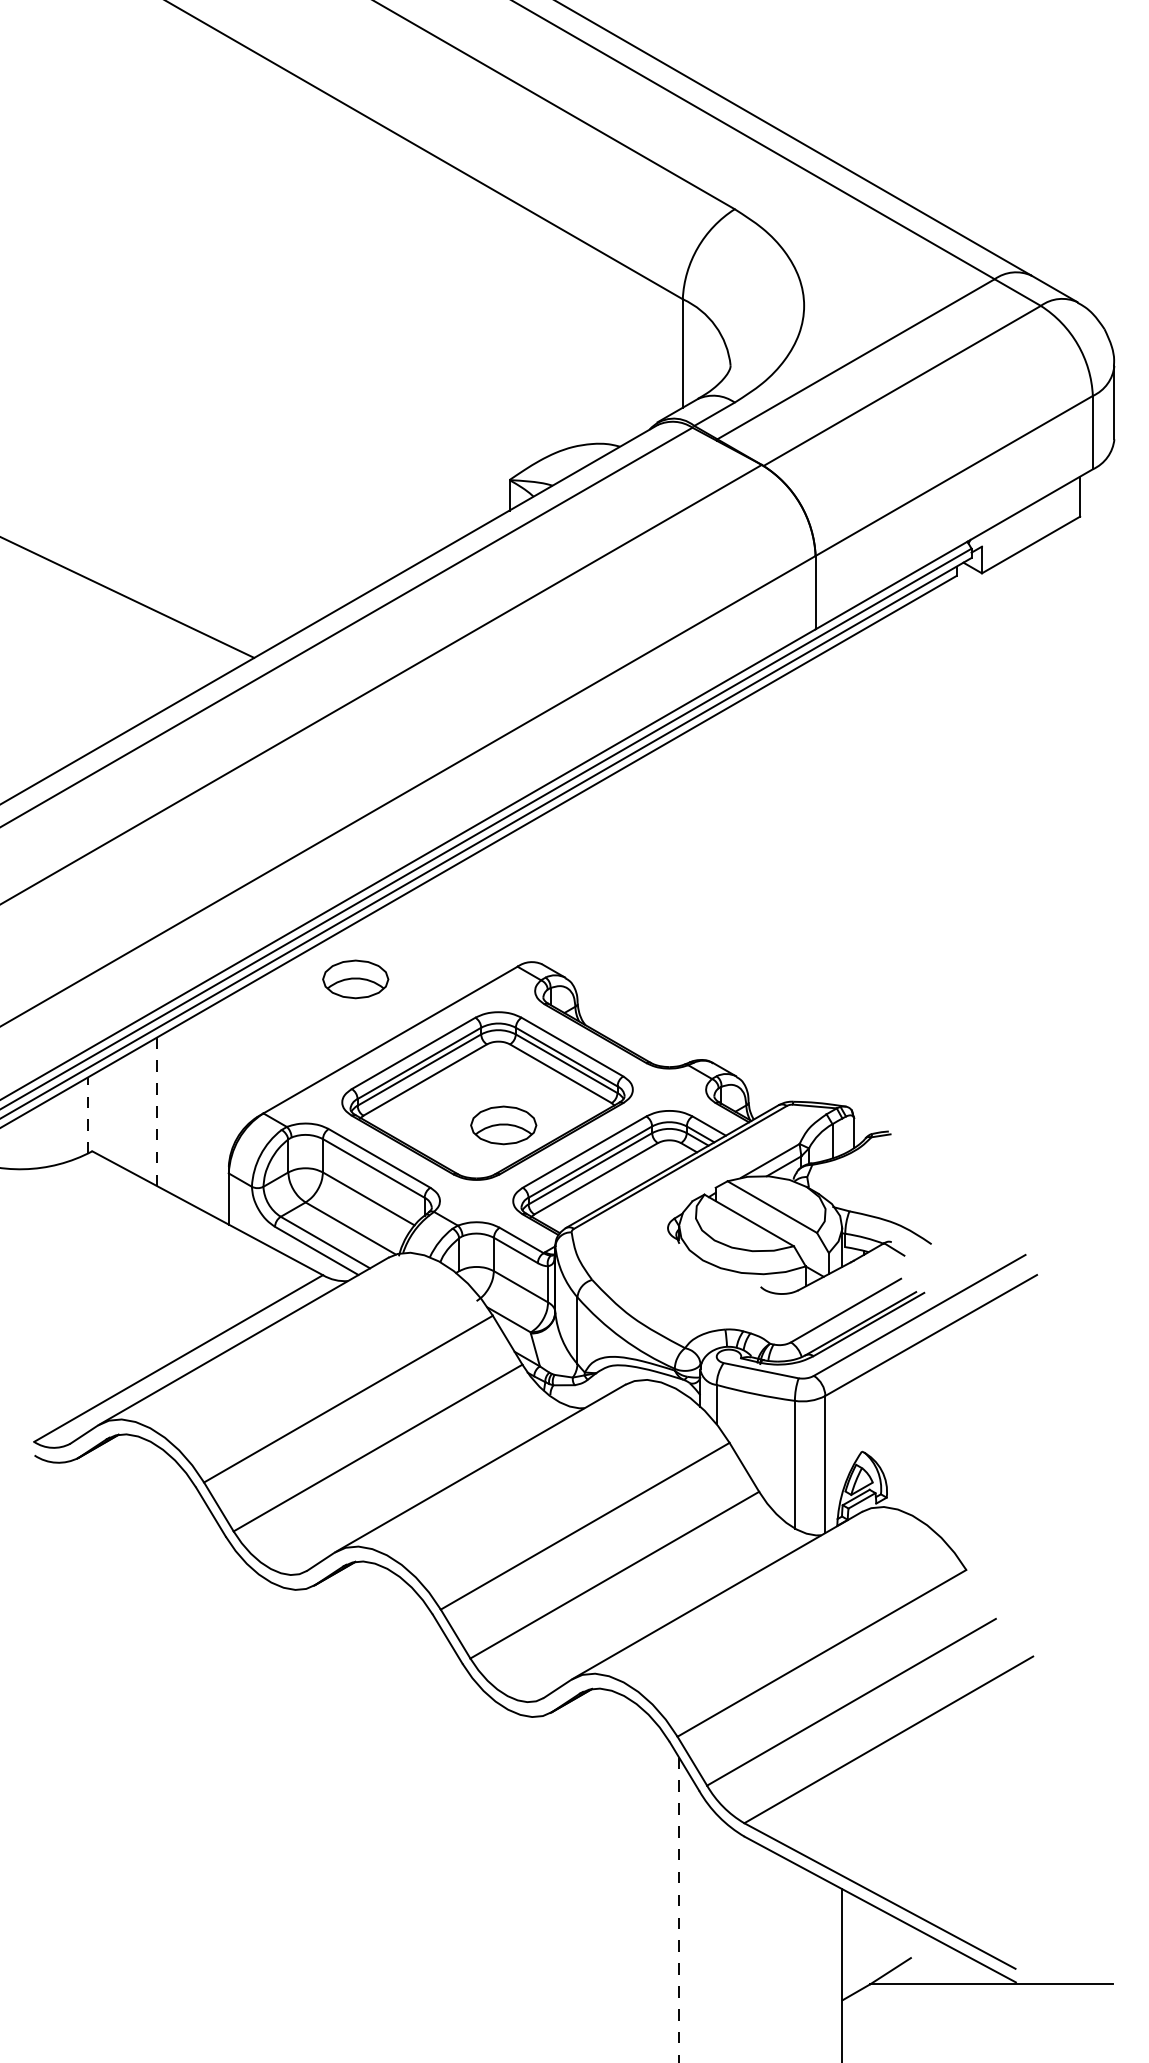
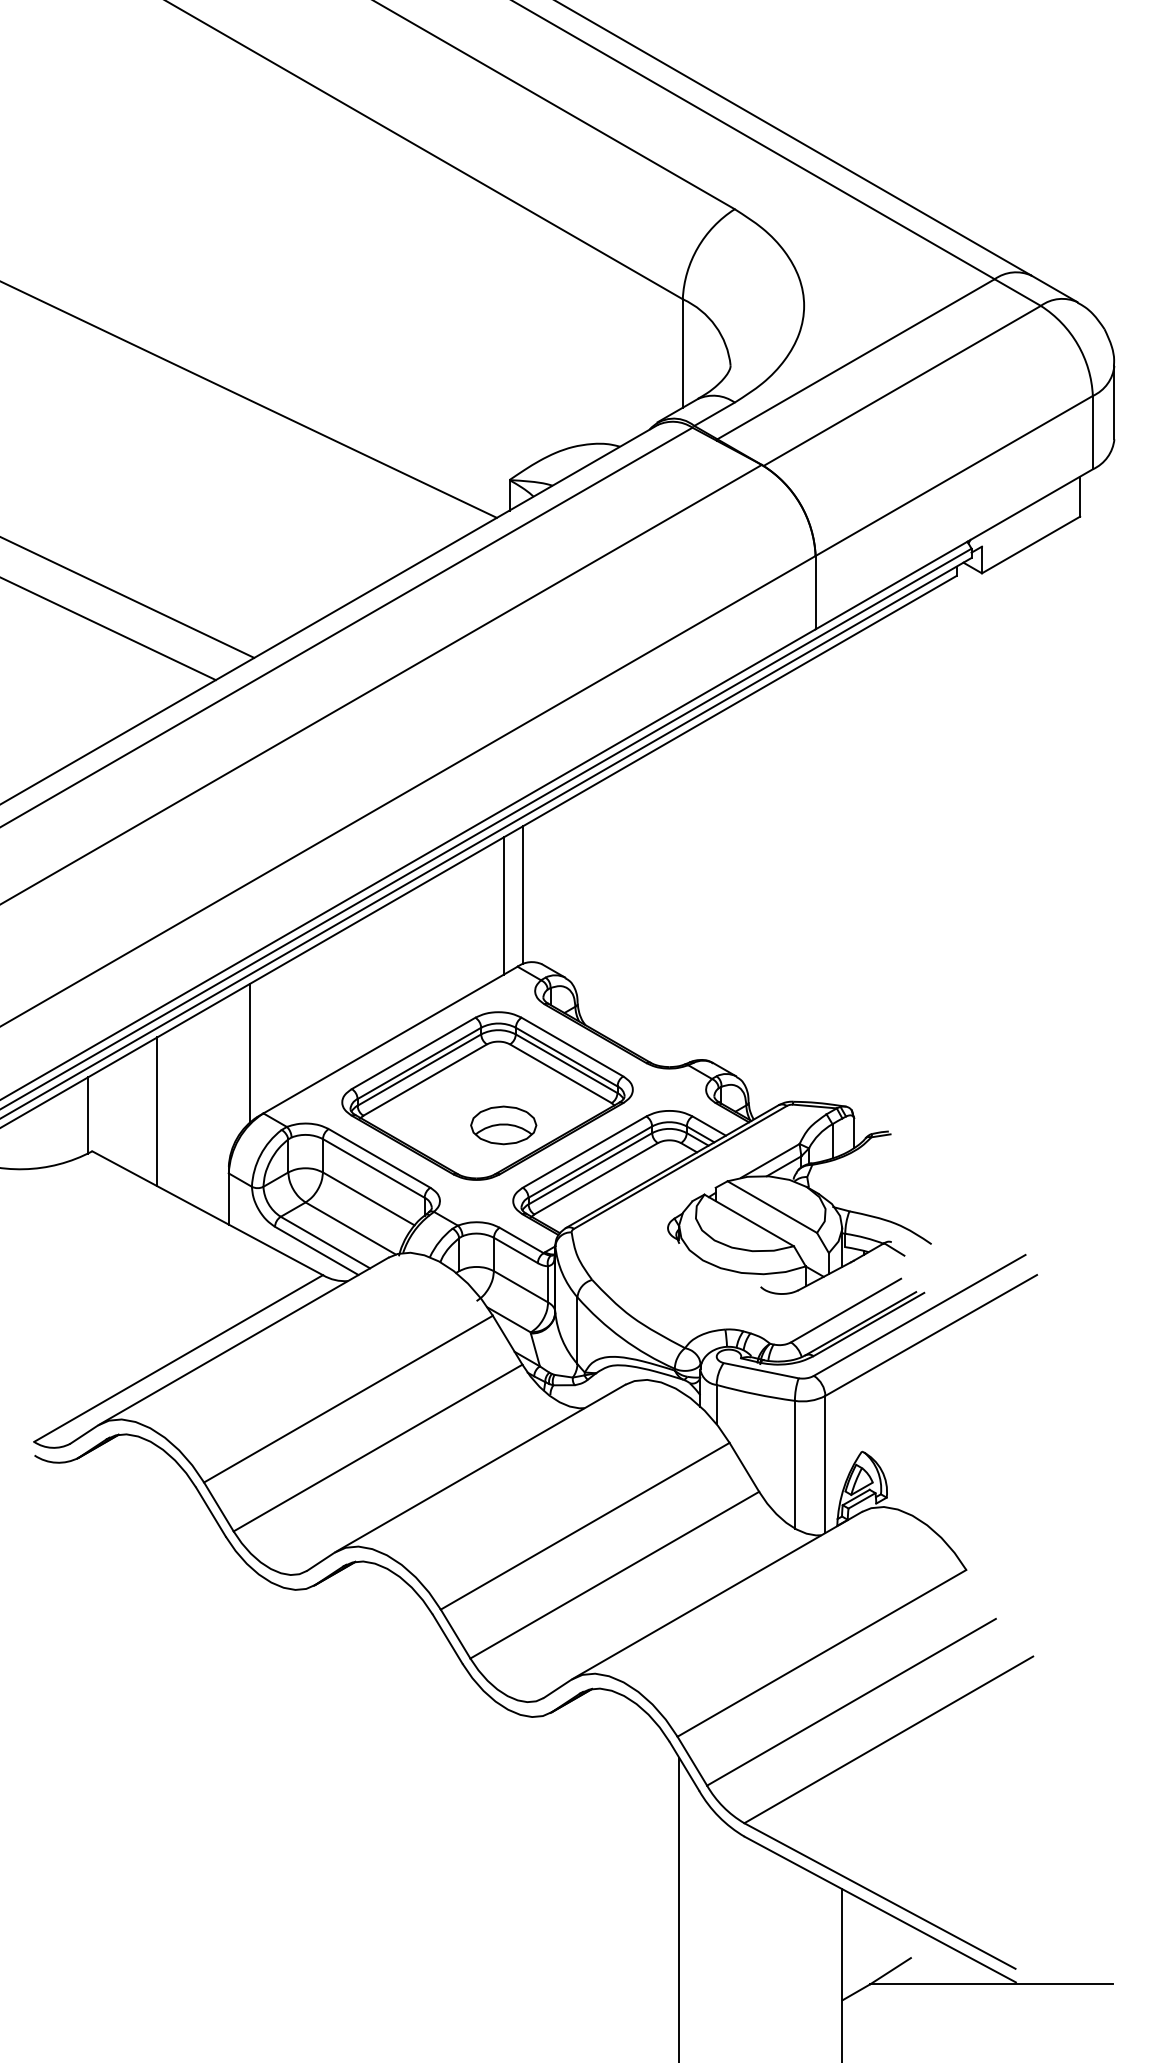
line: none -> present (249, 399)
line: none -> present (108, 629)
line: none -> present (522, 895)
line: none -> present (503, 905)
part: present -> none (355, 979)
line: none -> present (249, 1053)
line: dashed -> solid (157, 1112)
line: dashed -> solid (87, 1115)
line: dashed -> solid (679, 1910)
